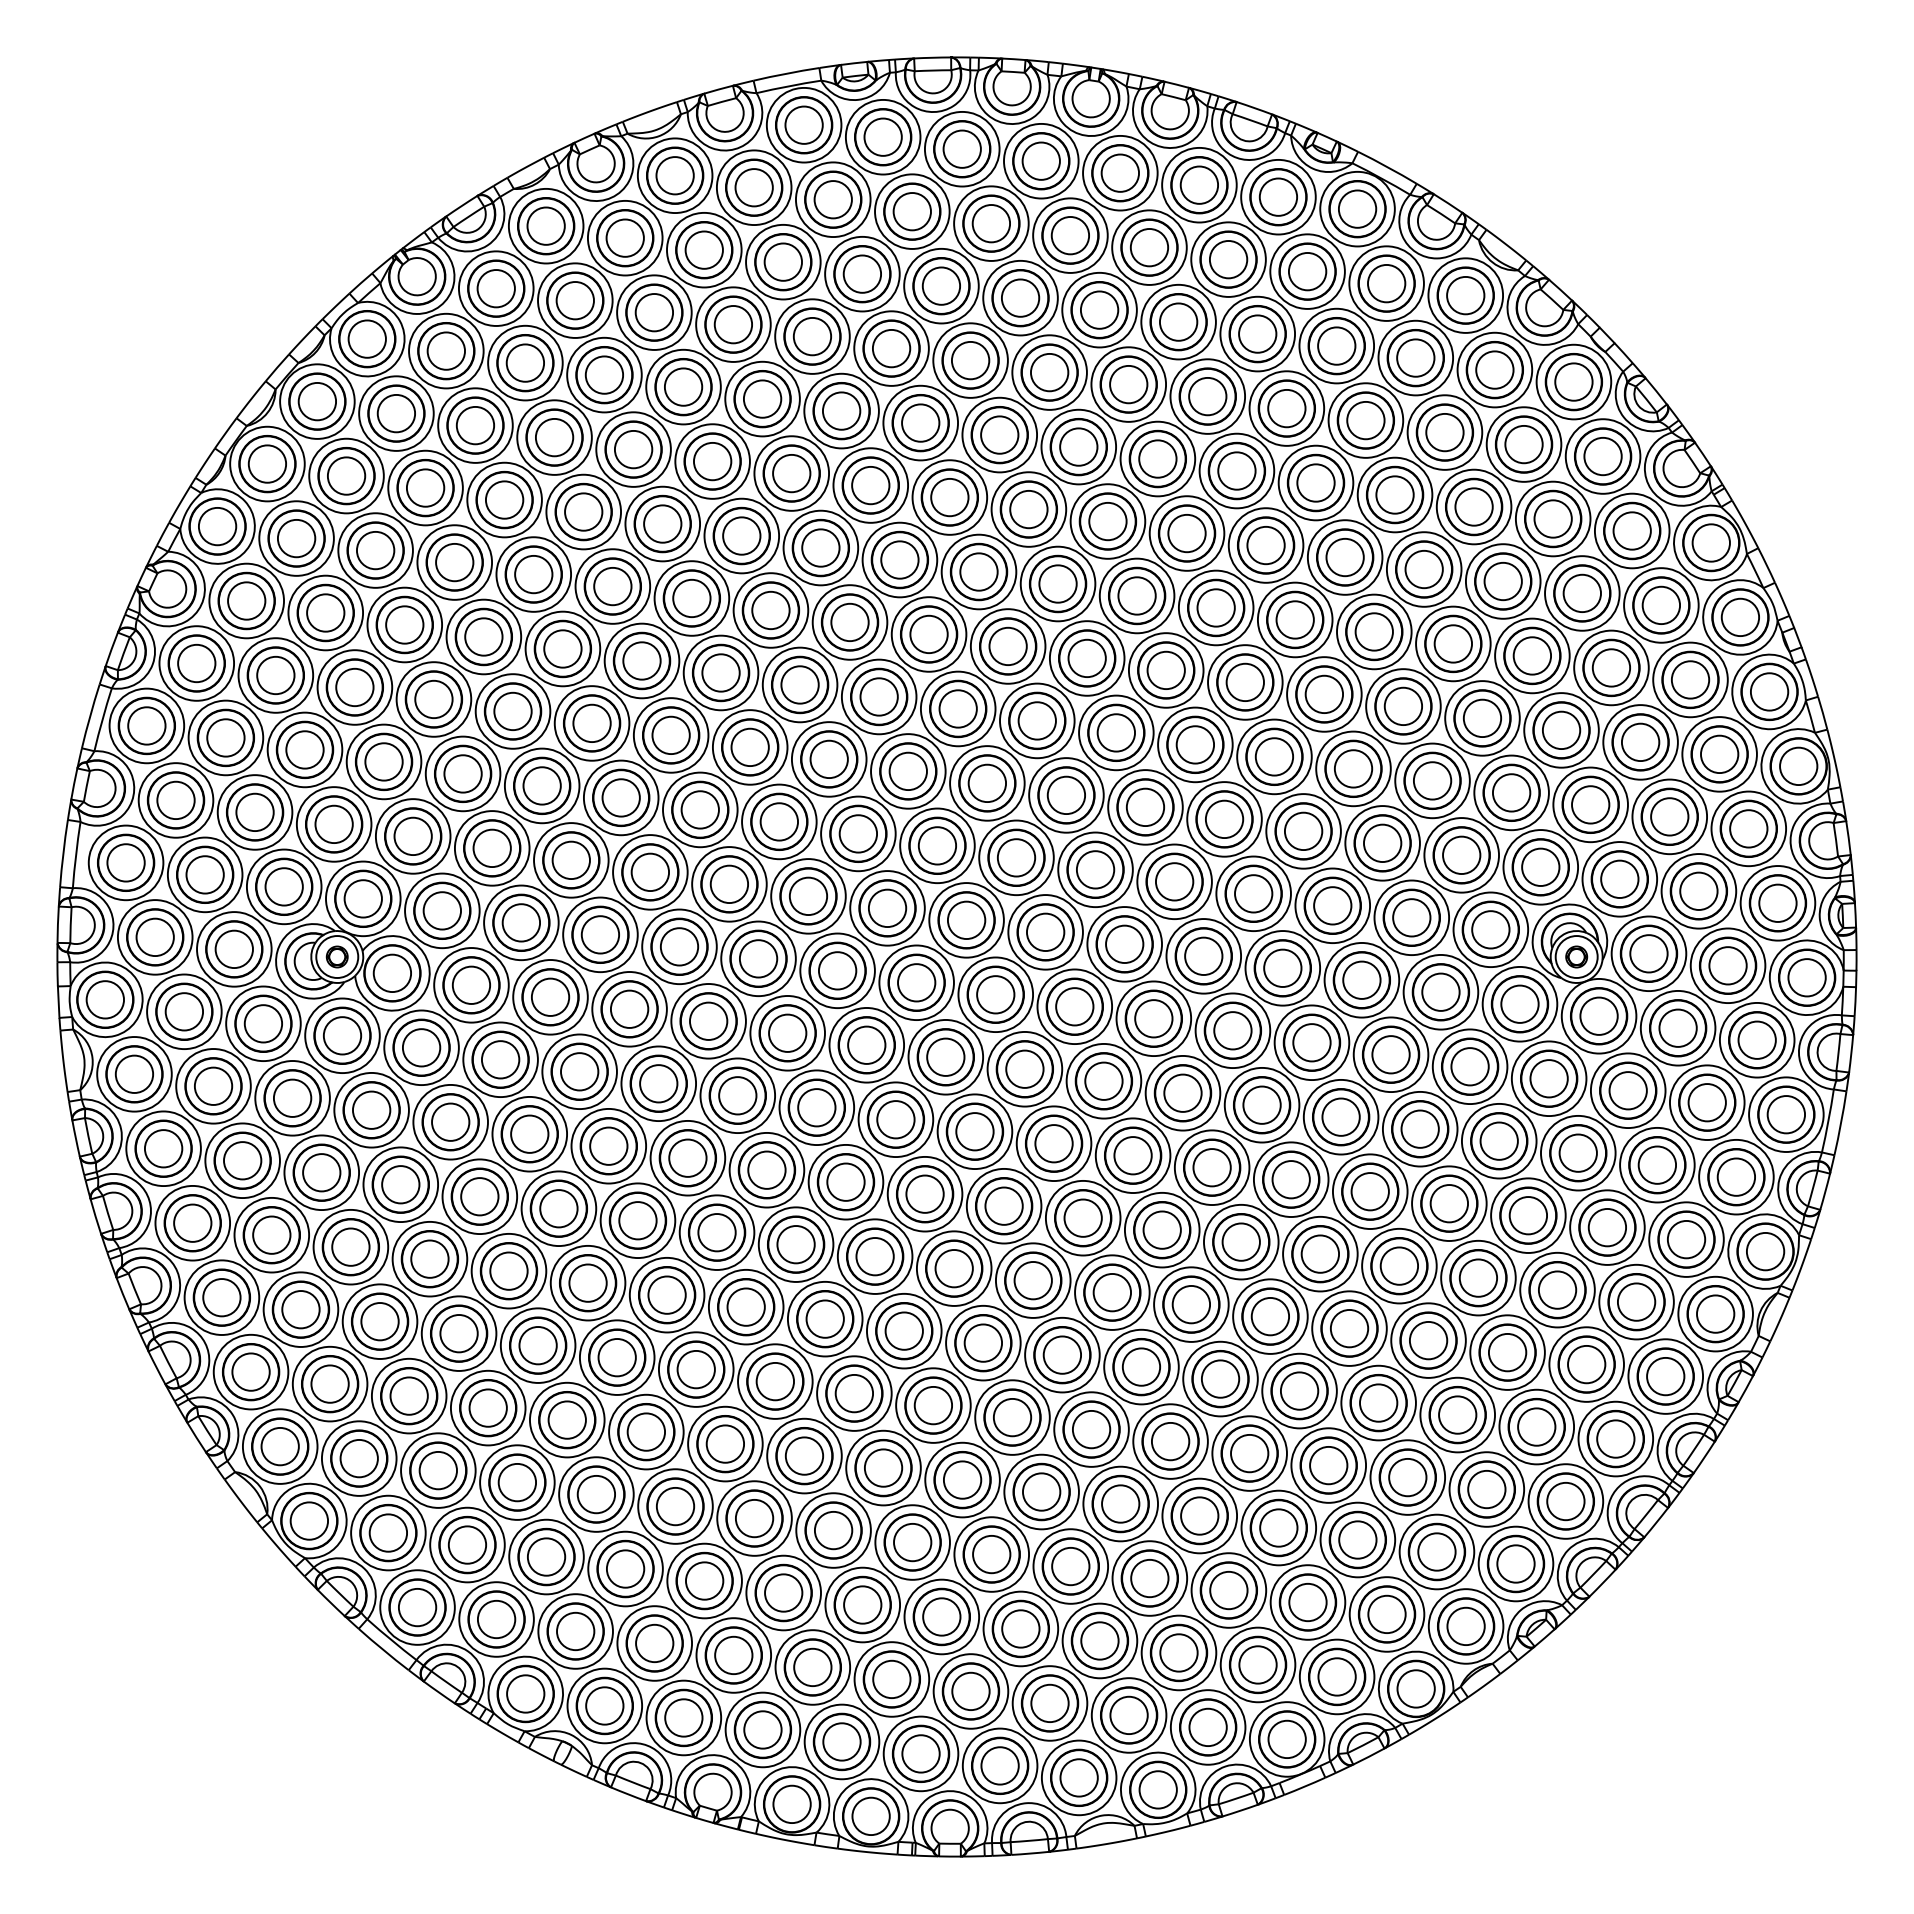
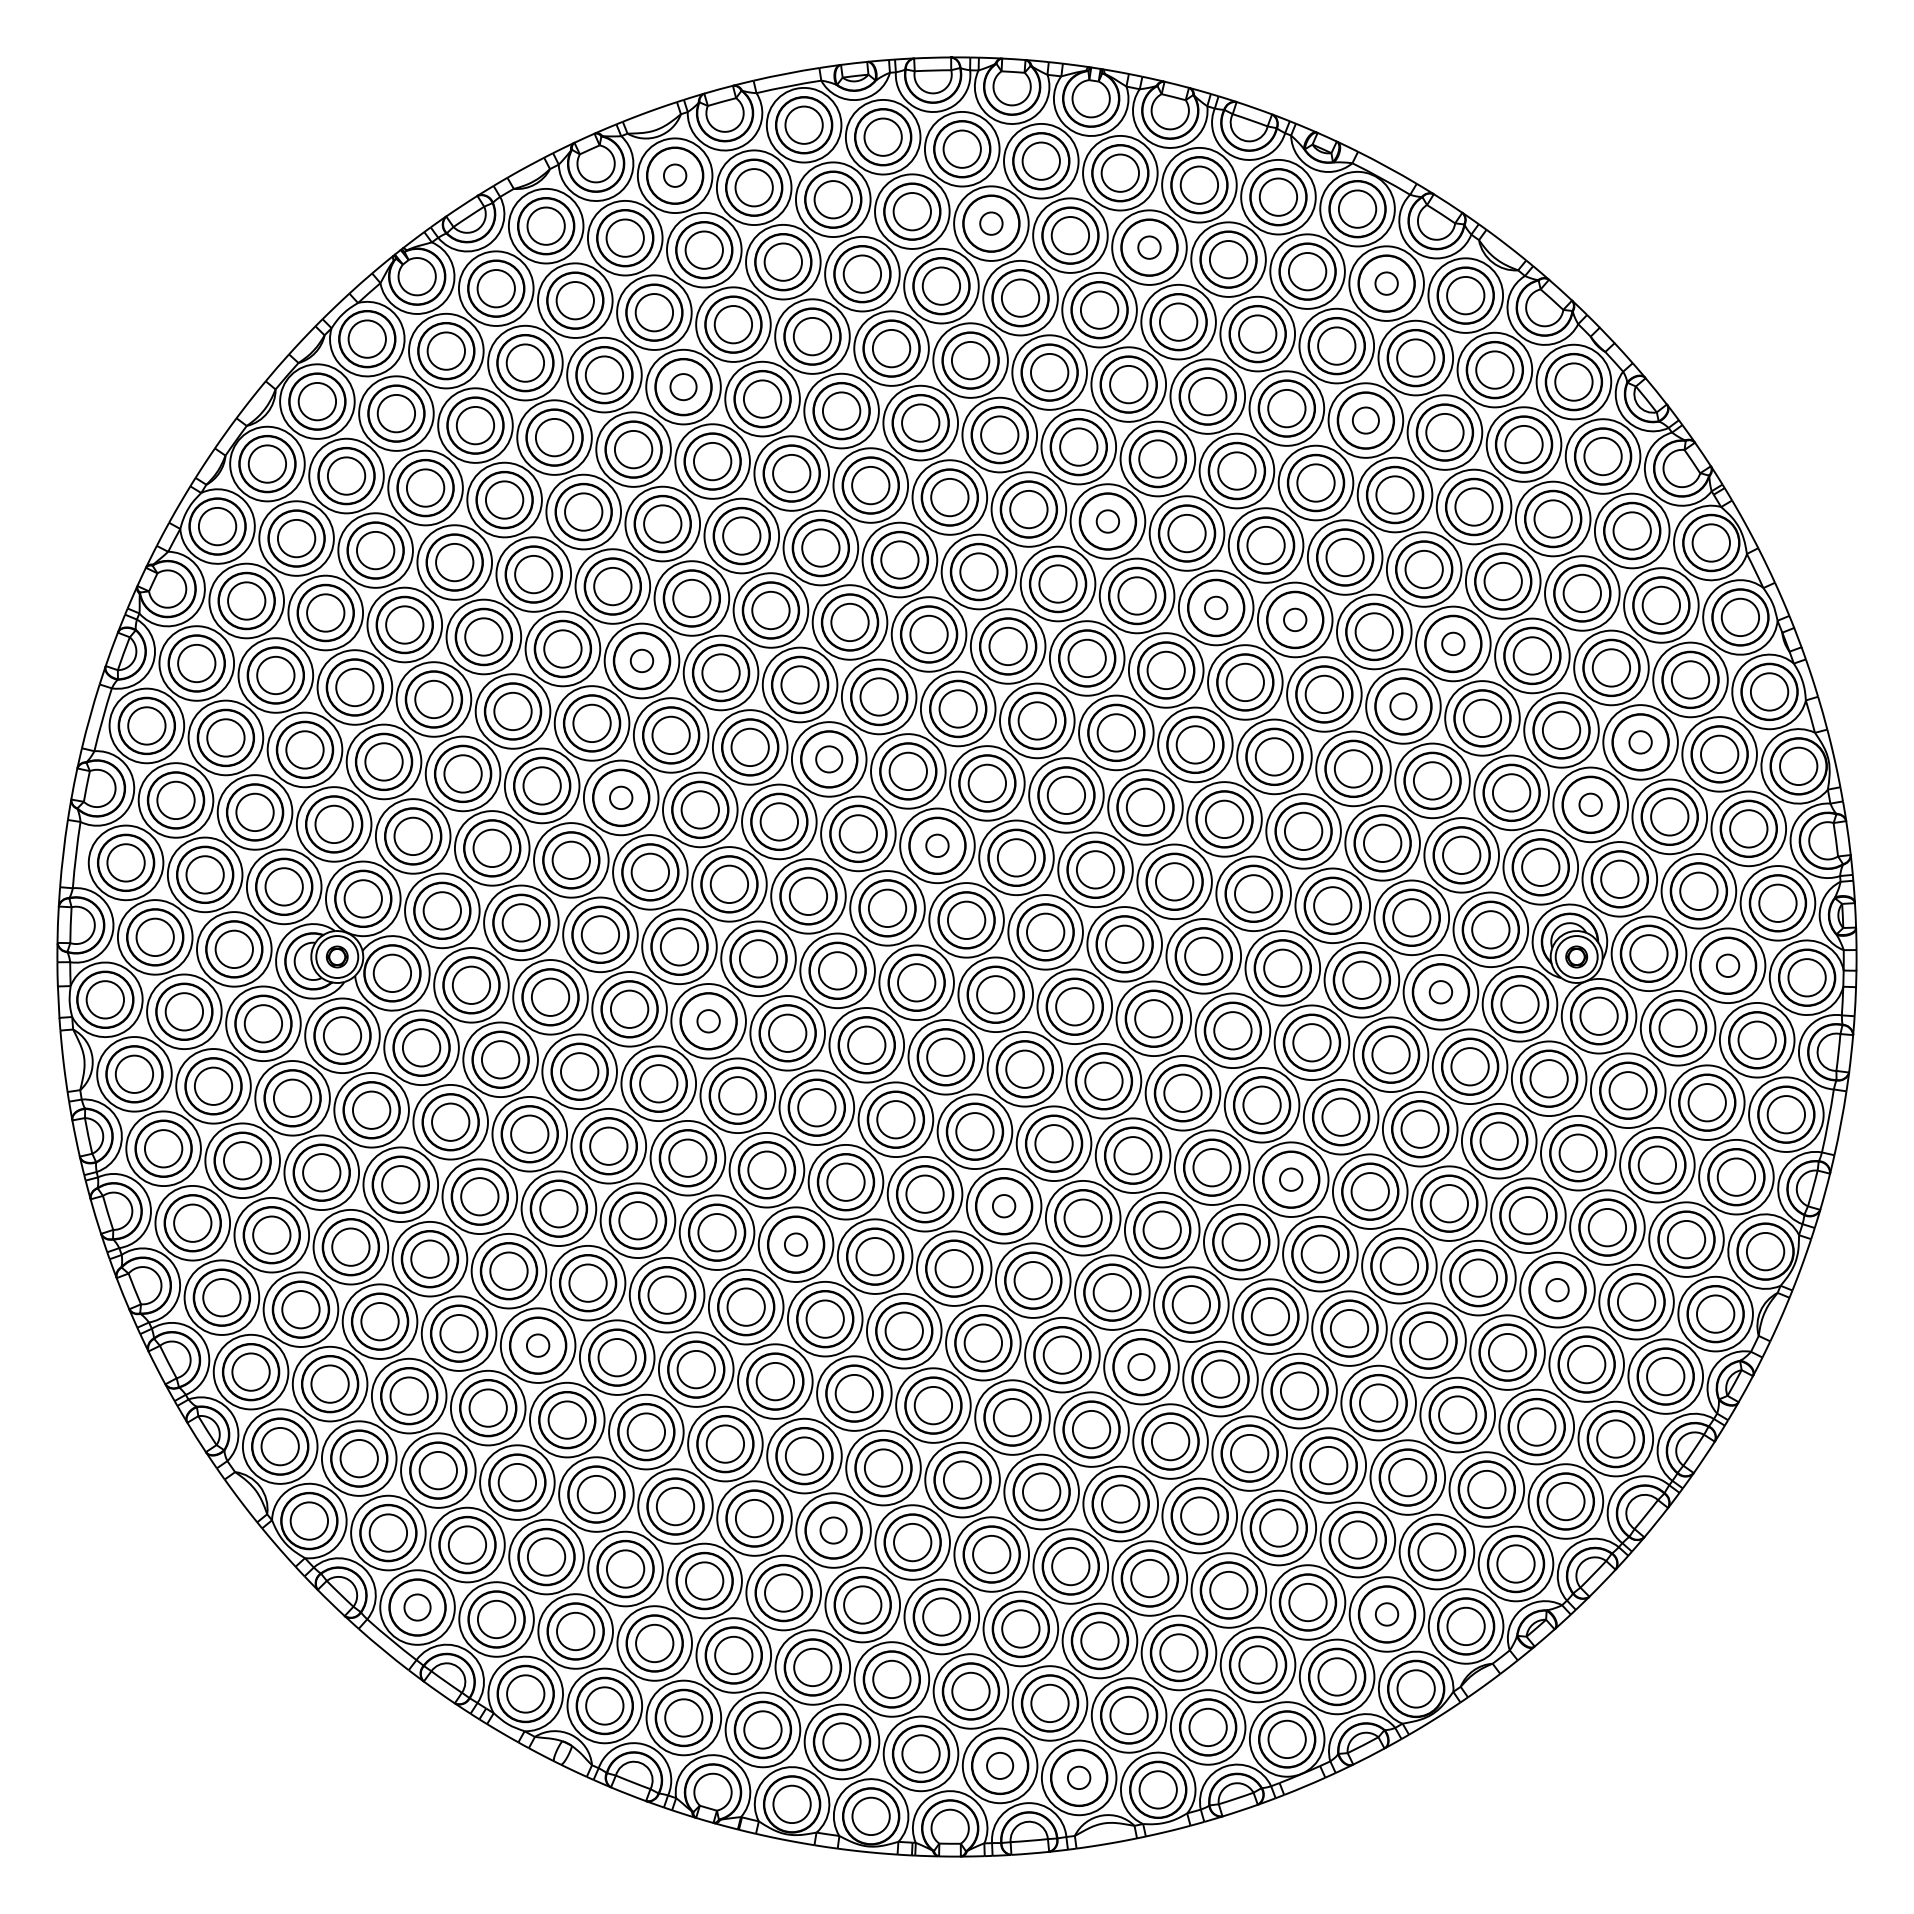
circle diameter: 37 px -> 22 px (674, 175)
circle diameter: 37 px -> 22 px (991, 223)
circle diameter: 37 px -> 22 px (1149, 247)
circle diameter: 37 px -> 22 px (1386, 283)
circle diameter: 37 px -> 26 px (683, 387)
circle diameter: 37 px -> 26 px (1365, 420)
circle diameter: 37 px -> 22 px (1107, 521)
circle diameter: 37 px -> 22 px (1215, 607)
circle diameter: 37 px -> 22 px (1295, 619)
circle diameter: 37 px -> 22 px (1453, 643)
circle diameter: 37 px -> 22 px (641, 660)
circle diameter: 37 px -> 26 px (1403, 706)
circle diameter: 37 px -> 22 px (1640, 742)
circle diameter: 37 px -> 26 px (829, 759)
circle diameter: 37 px -> 22 px (621, 797)
circle diameter: 37 px -> 22 px (1590, 804)
circle diameter: 37 px -> 22 px (937, 845)
circle diameter: 37 px -> 22 px (1727, 965)
circle diameter: 37 px -> 22 px (1440, 992)
circle diameter: 37 px -> 22 px (708, 1021)
circle diameter: 37 px -> 22 px (1291, 1179)
circle diameter: 37 px -> 22 px (1003, 1206)
circle diameter: 37 px -> 22 px (795, 1244)
circle diameter: 37 px -> 22 px (1557, 1289)
circle diameter: 37 px -> 22 px (537, 1345)
circle diameter: 37 px -> 26 px (1141, 1367)
circle diameter: 37 px -> 26 px (833, 1530)
circle diameter: 37 px -> 26 px (417, 1607)
circle diameter: 37 px -> 22 px (1386, 1614)
circle diameter: 37 px -> 26 px (1000, 1765)
circle diameter: 37 px -> 22 px (1078, 1777)
